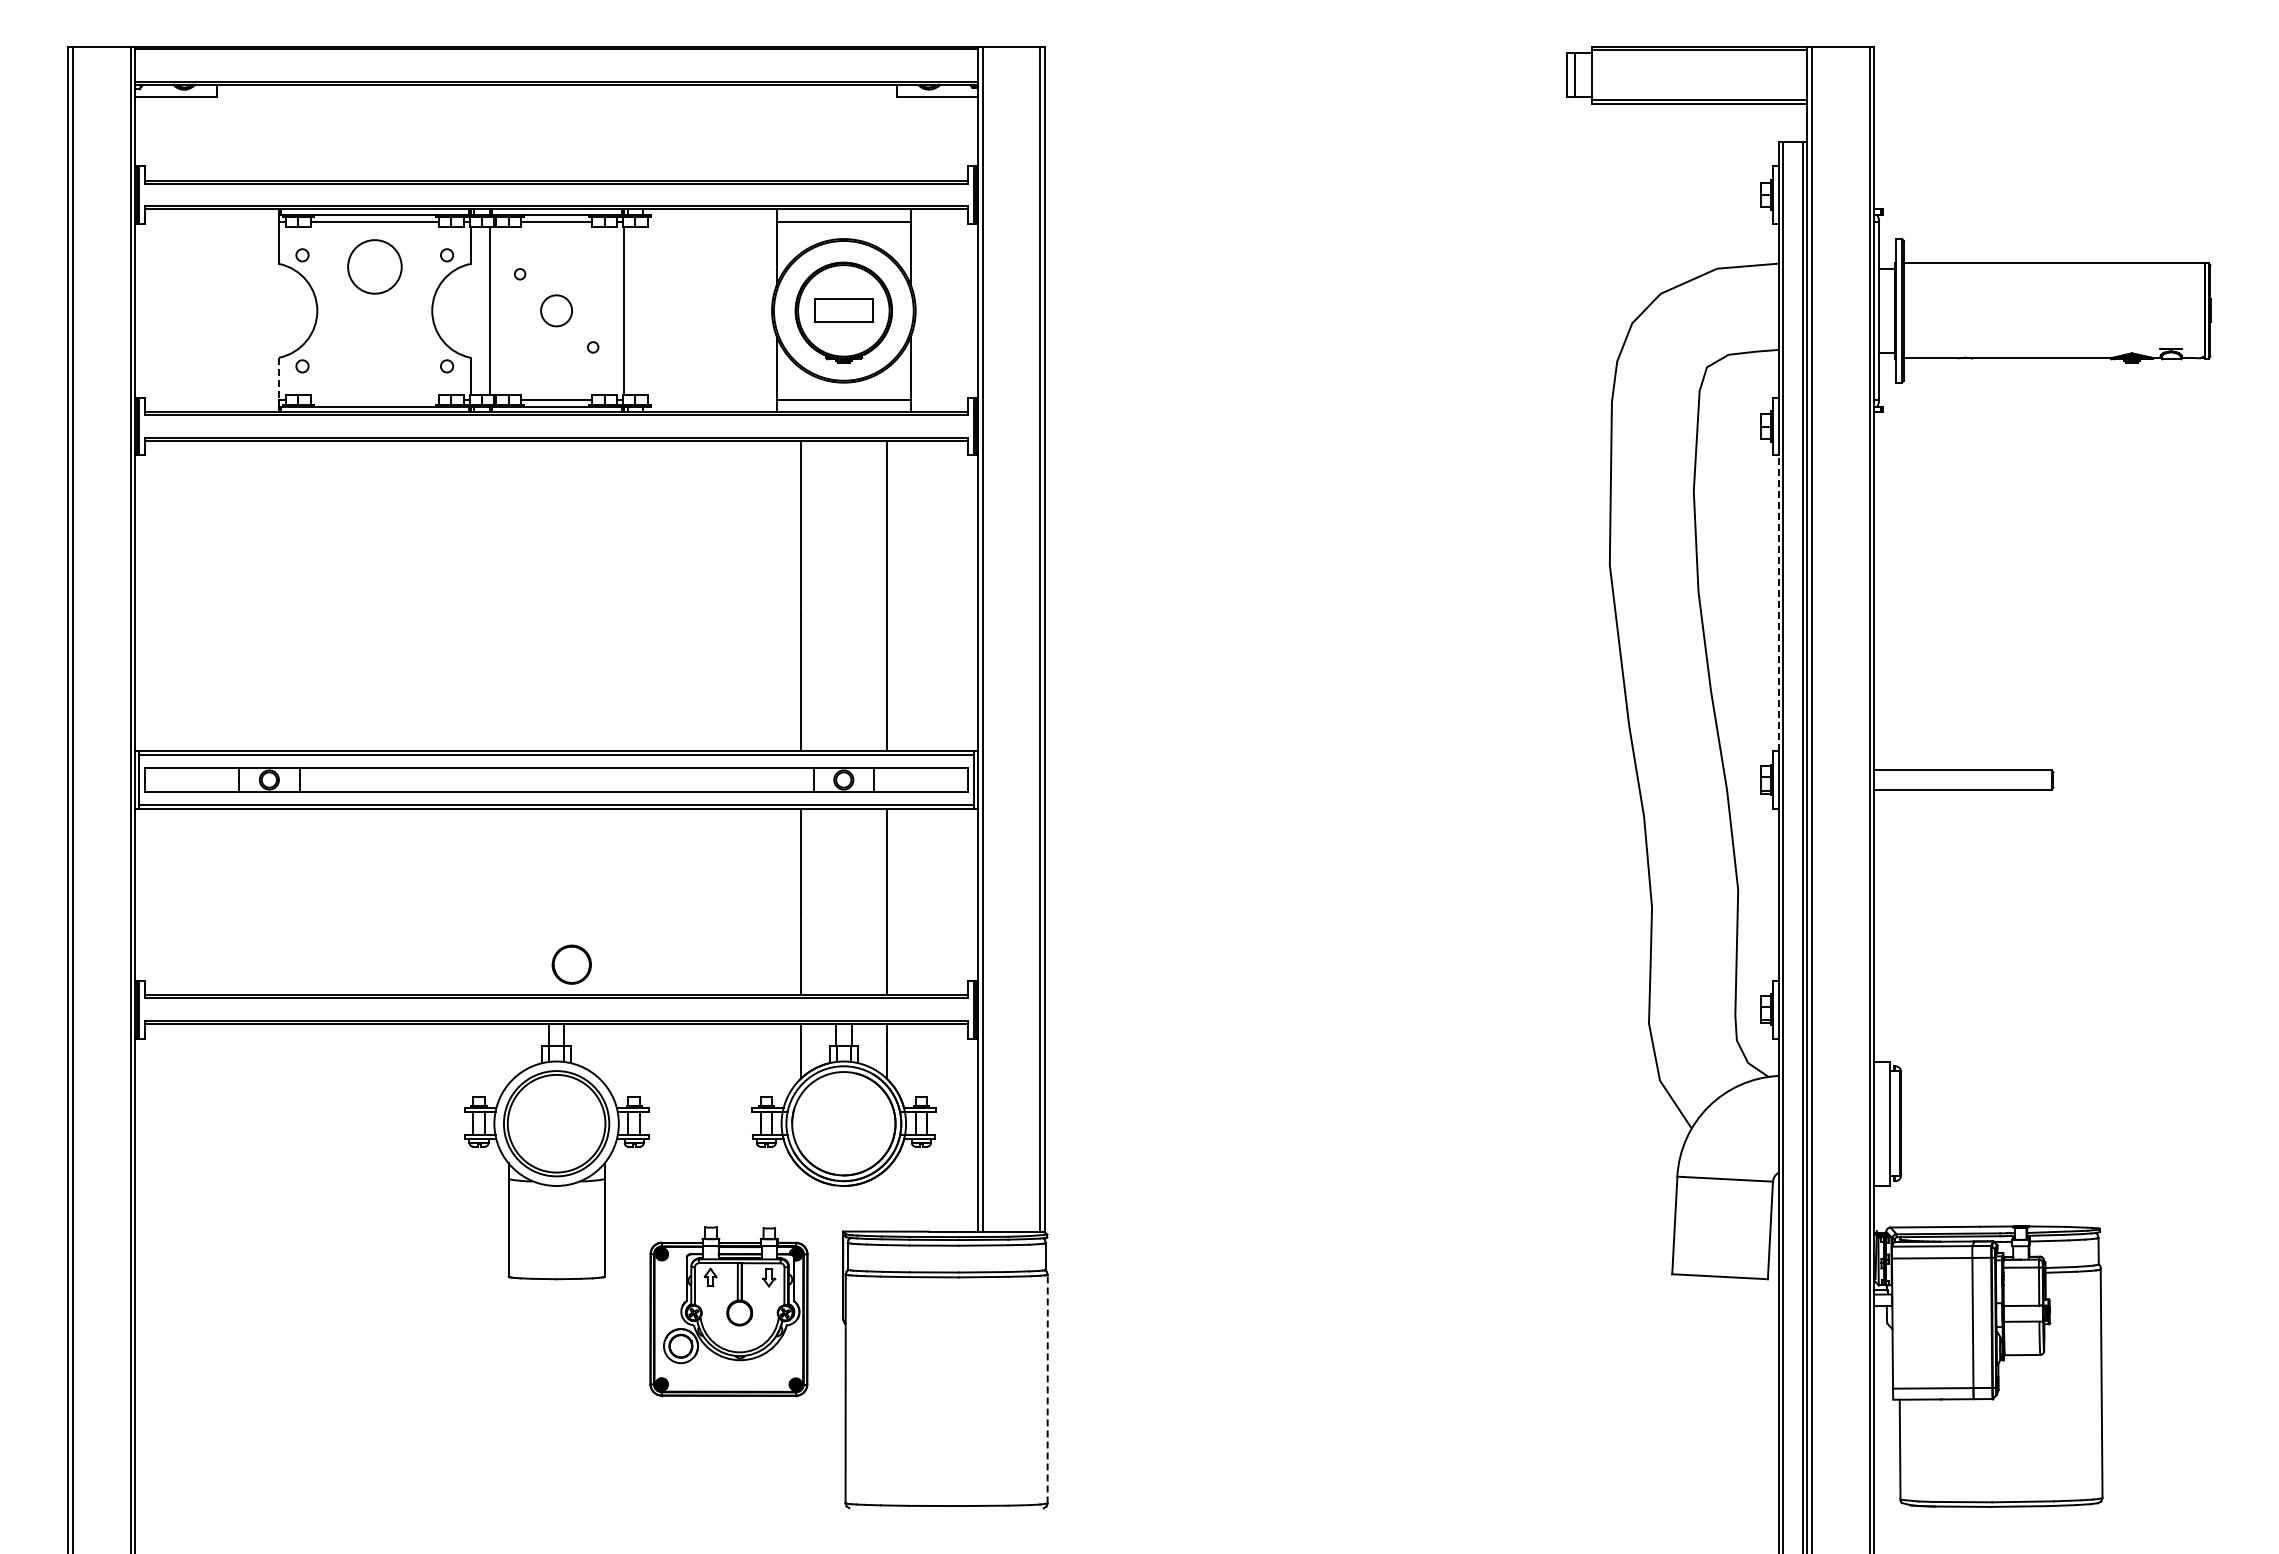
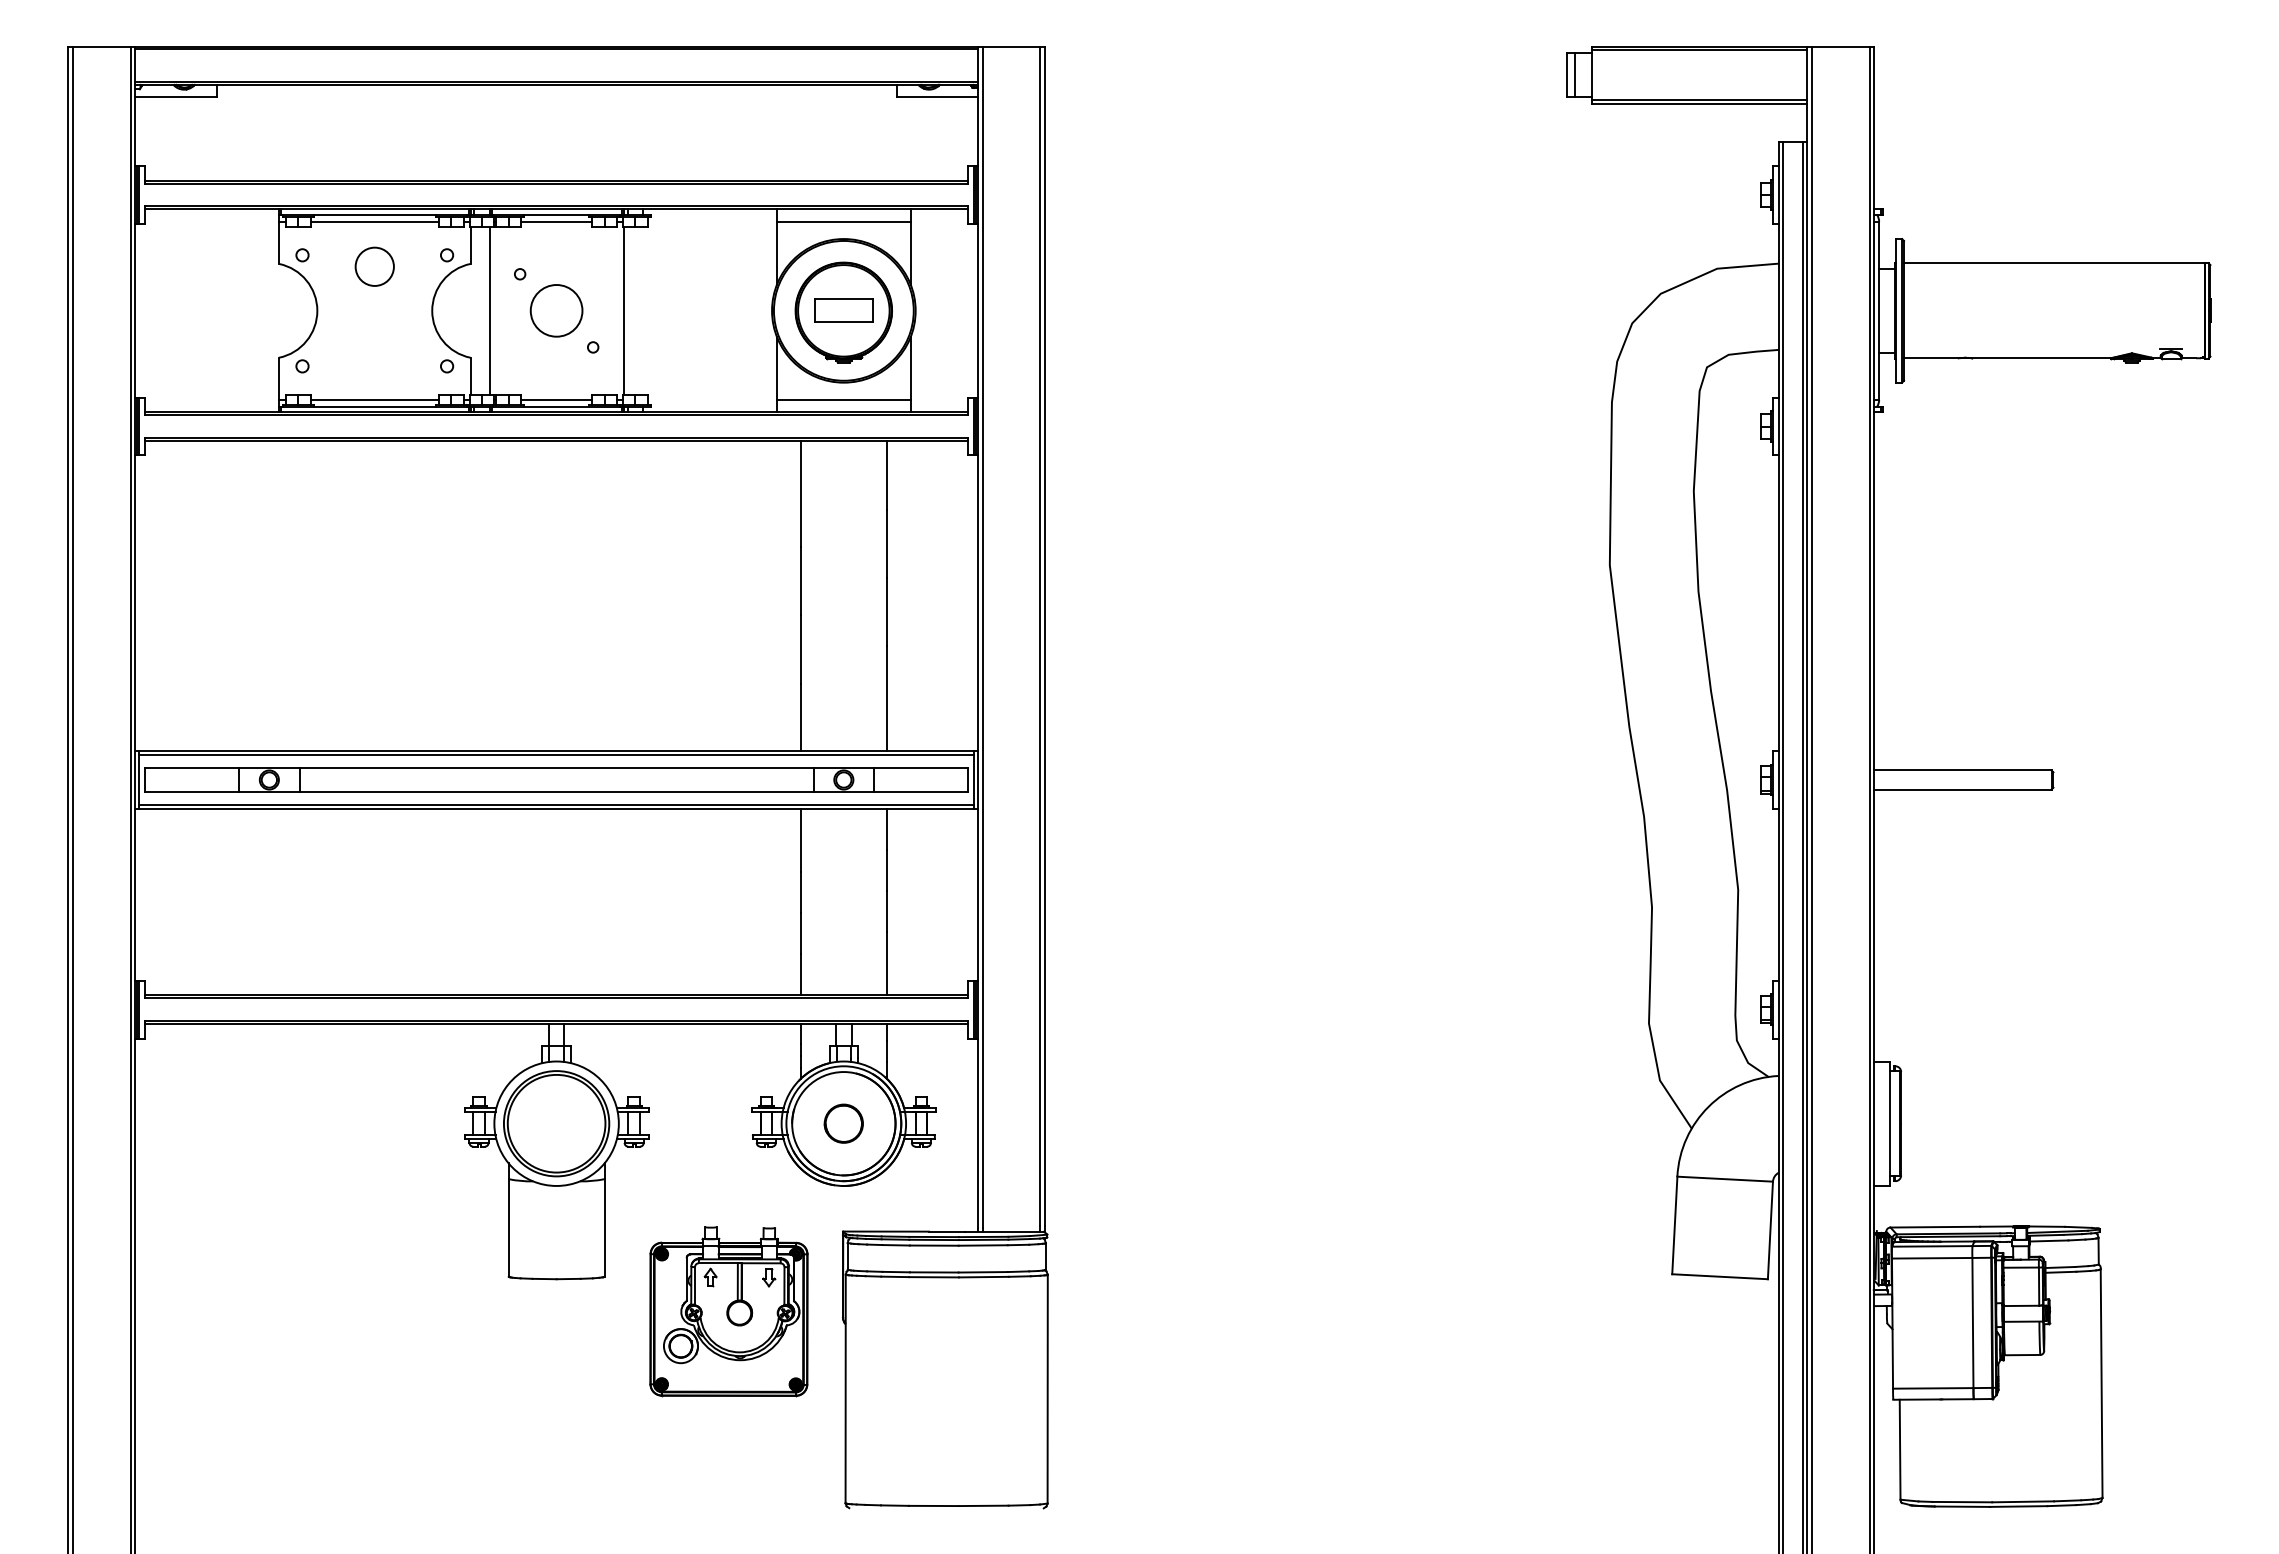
circle size: 56x56 px -> 41x41 px (374, 266)
circle diameter: 31 px -> 52 px (556, 310)
line: dashed -> solid (279, 379)
line: none -> present (374, 399)
line: dashed -> solid (1778, 603)
circle position: (571, 964) -> (843, 1123) (843, 1123)
line: dashed -> solid (1047, 1388)
